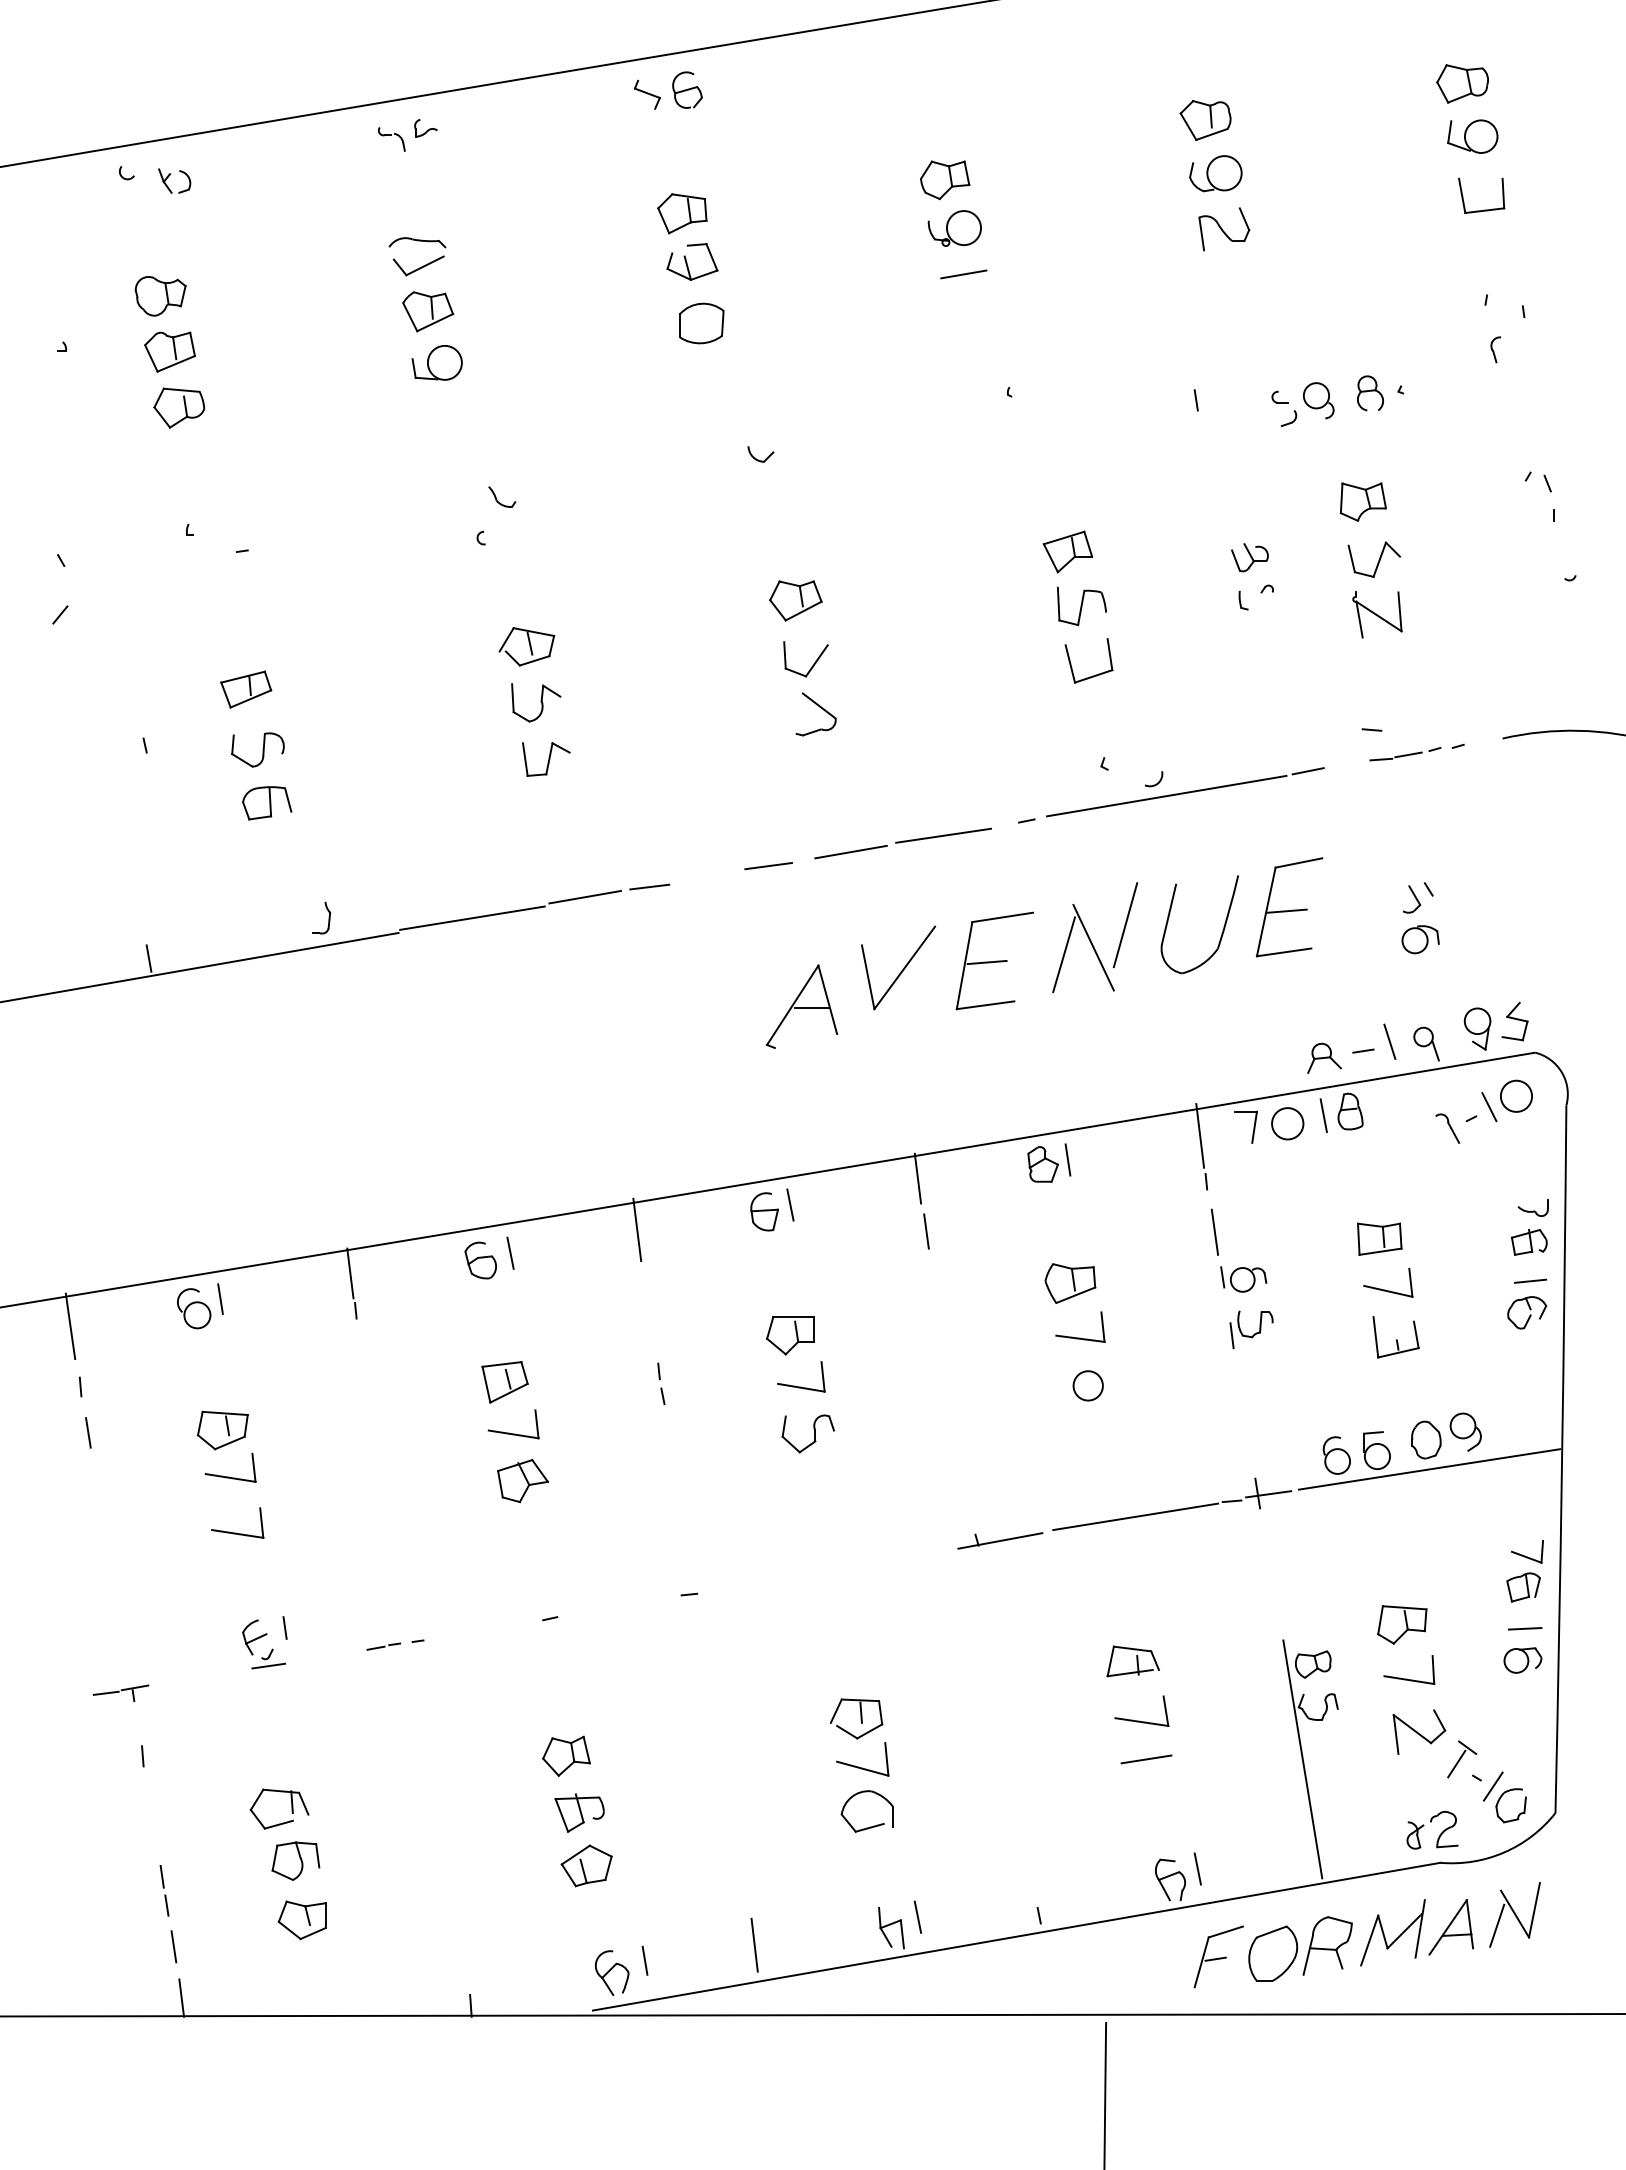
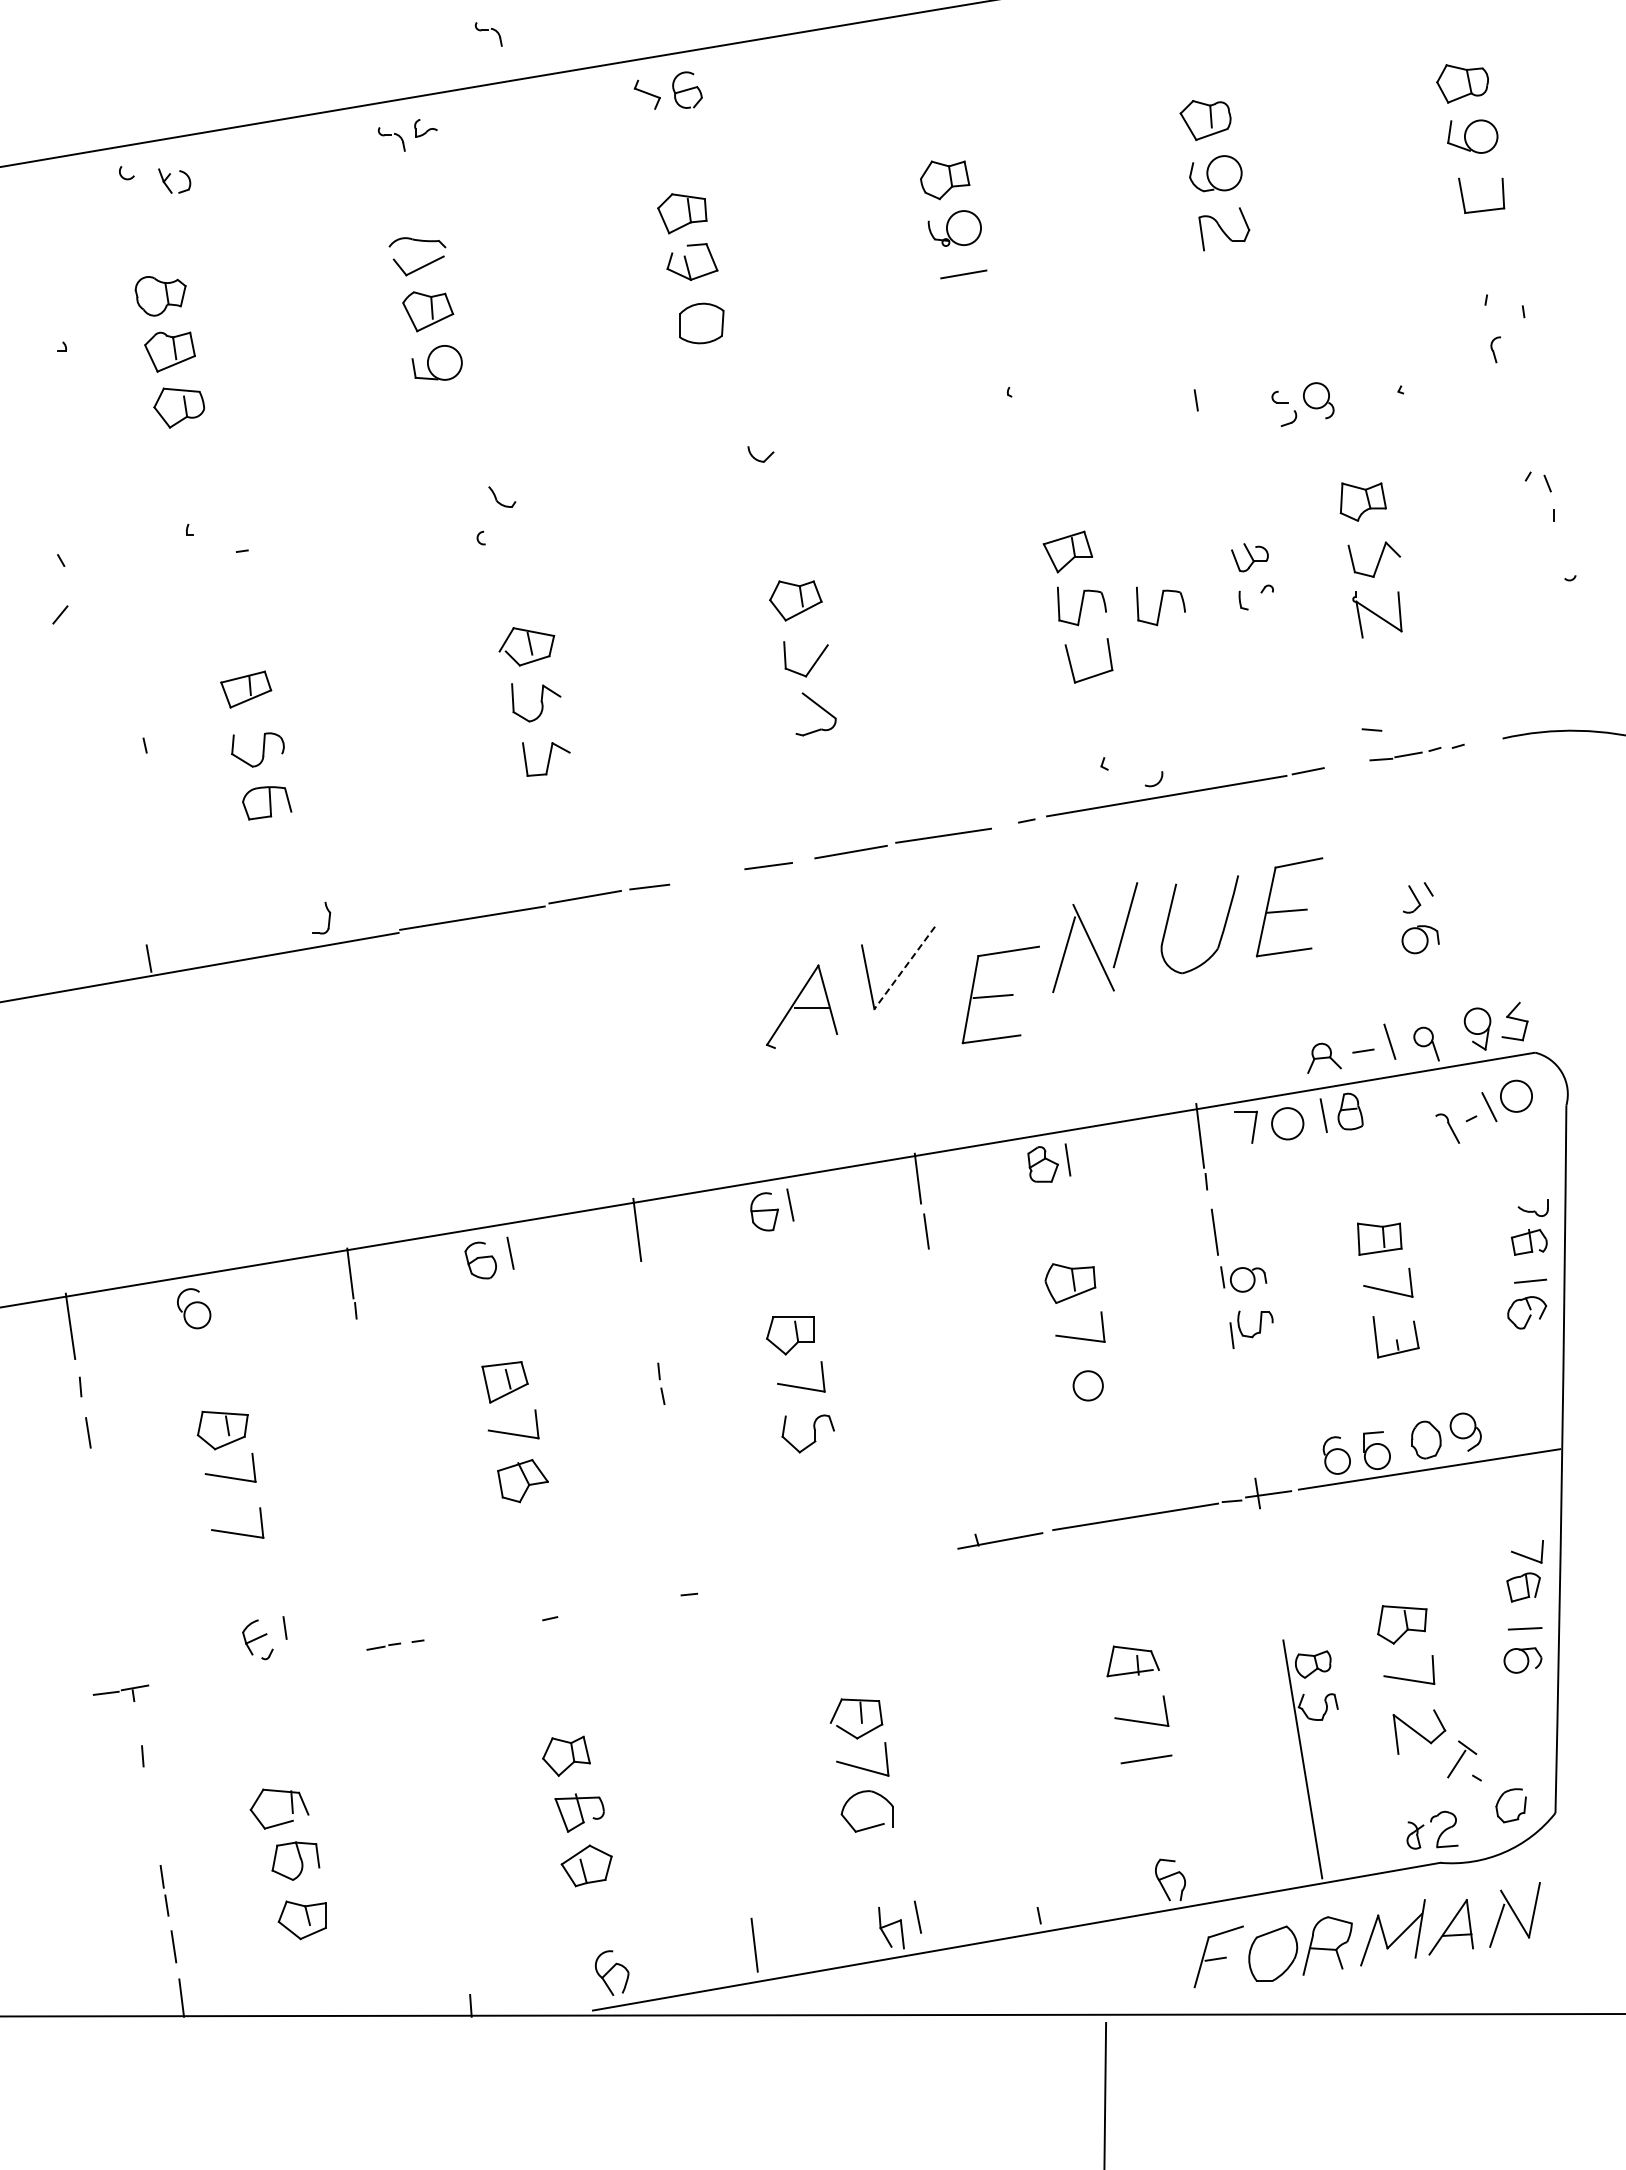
part: none -> present (488, 34)
part: present -> none (1370, 393)
part: none -> present (1160, 606)
part position: (994, 960) -> (1000, 994) (1000, 994)
line: solid -> dashed (904, 968)
line: present -> none (220, 1298)
line: present -> none (268, 1665)
line: present -> none (1492, 1786)
line: present -> none (1197, 1868)
line: present -> none (644, 1960)
